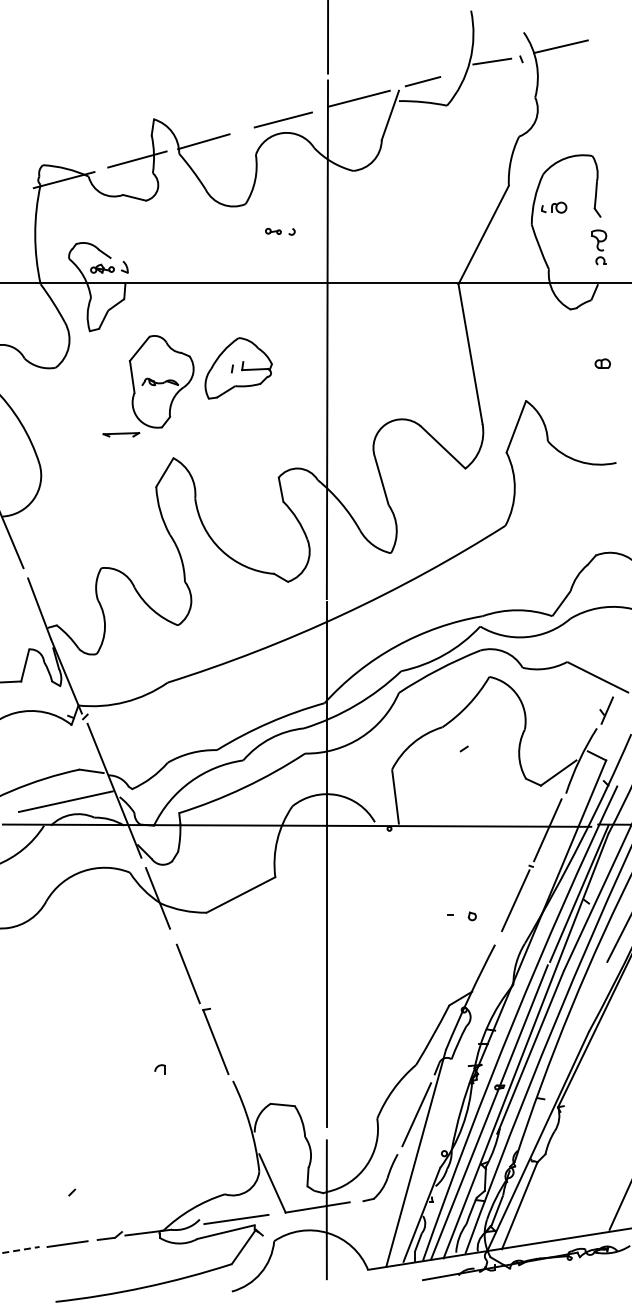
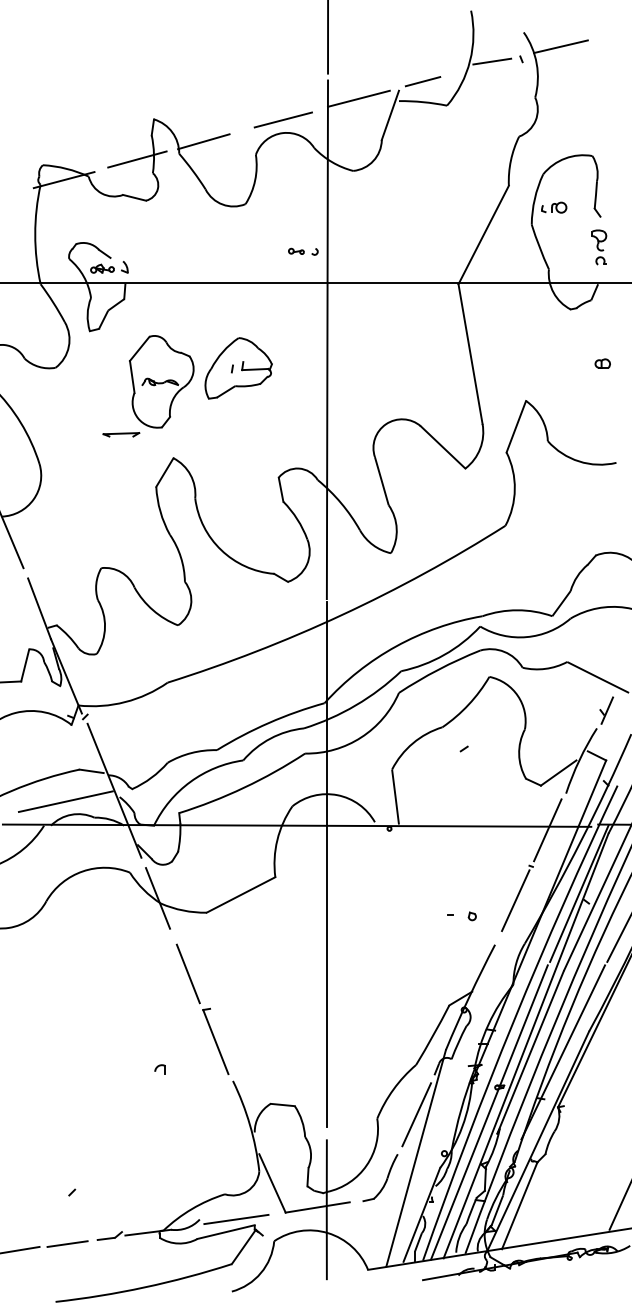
part position: (280, 231) -> (303, 251) (303, 251)
line: none -> present (563, 1052)
line: dashed -> solid (19, 1250)
